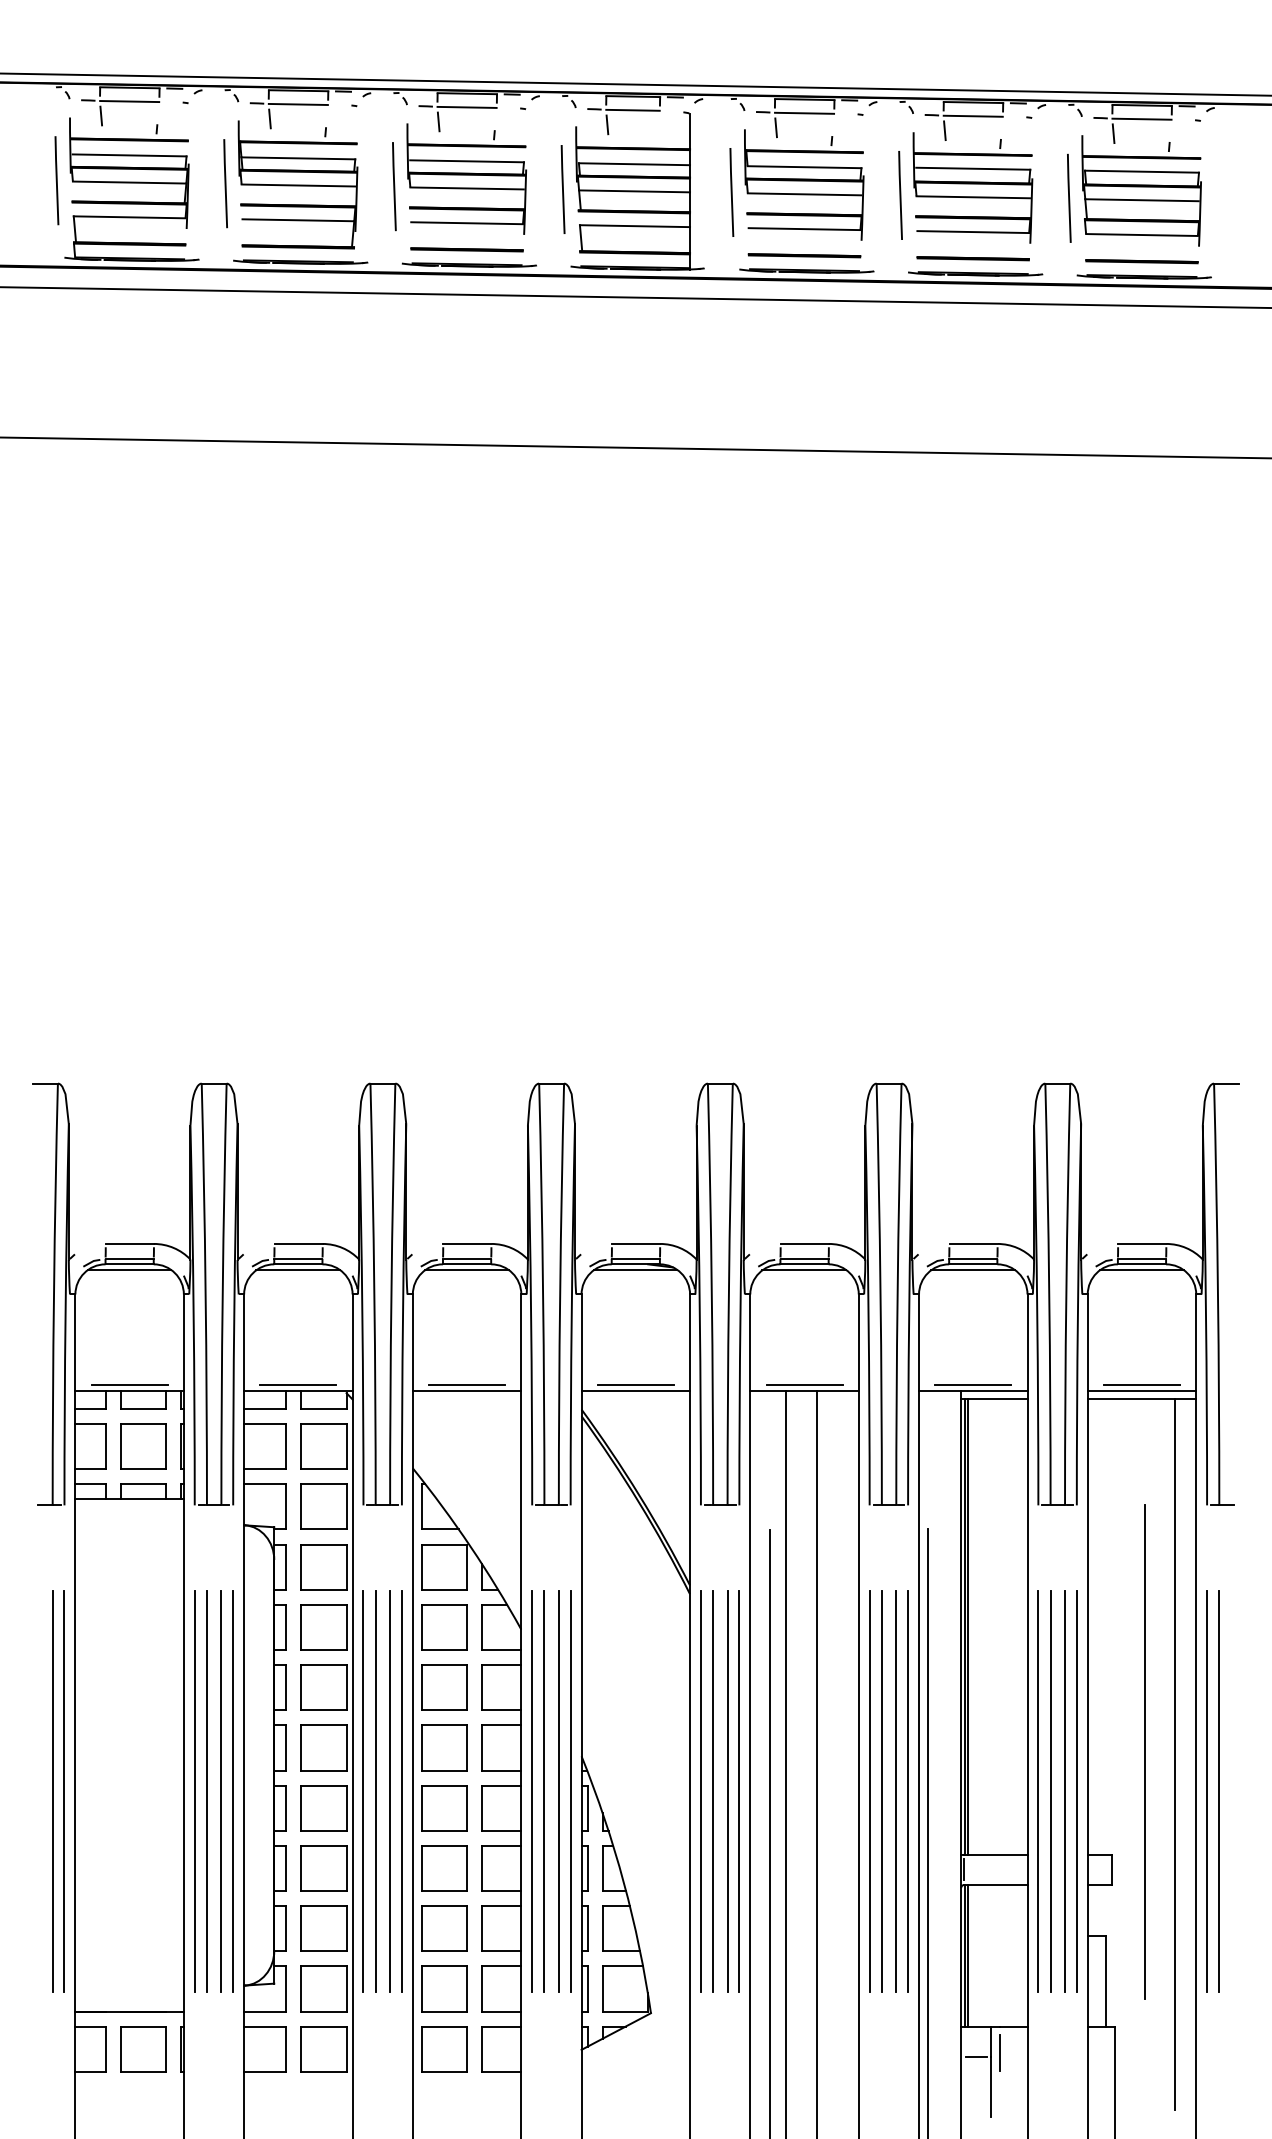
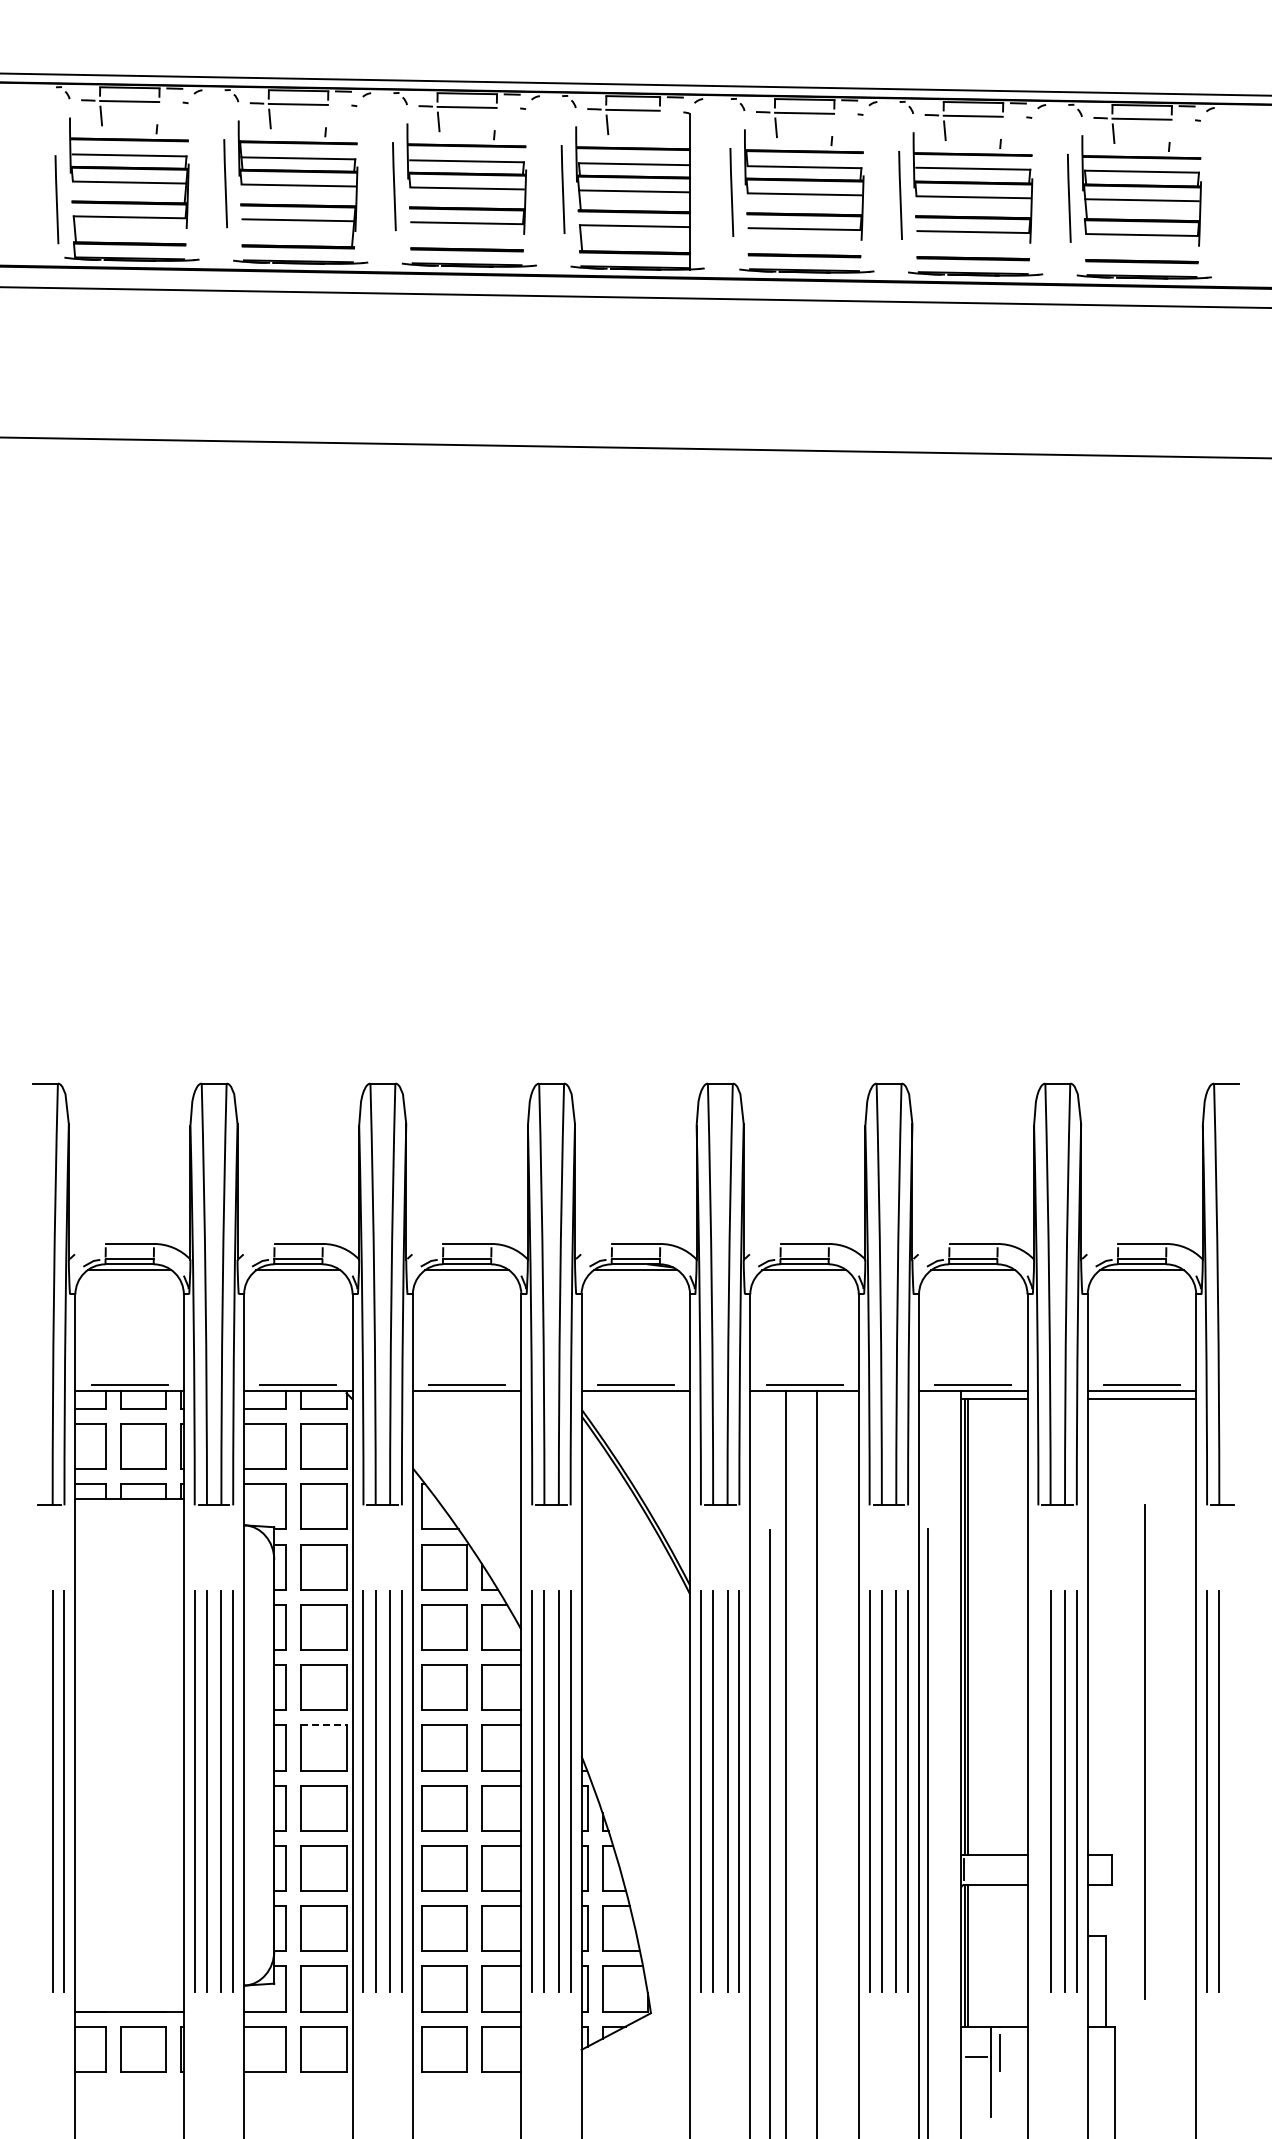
line position: (56, 180) -> (56, 199) (56, 199)
line: solid -> dashed (323, 1725)
line: present -> none (1175, 1754)
line: present -> none (1038, 1791)
